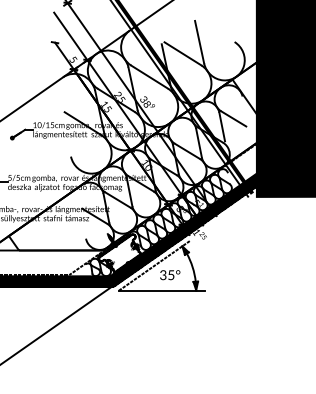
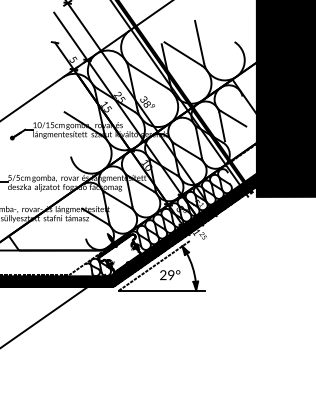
text: 35° -> 29° (167, 275)
line position: (57, 324) -> (53, 310) (53, 310)
